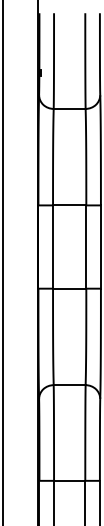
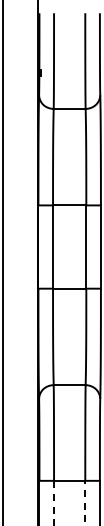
line: solid -> dashed (85, 502)
line: solid -> dashed (54, 503)
